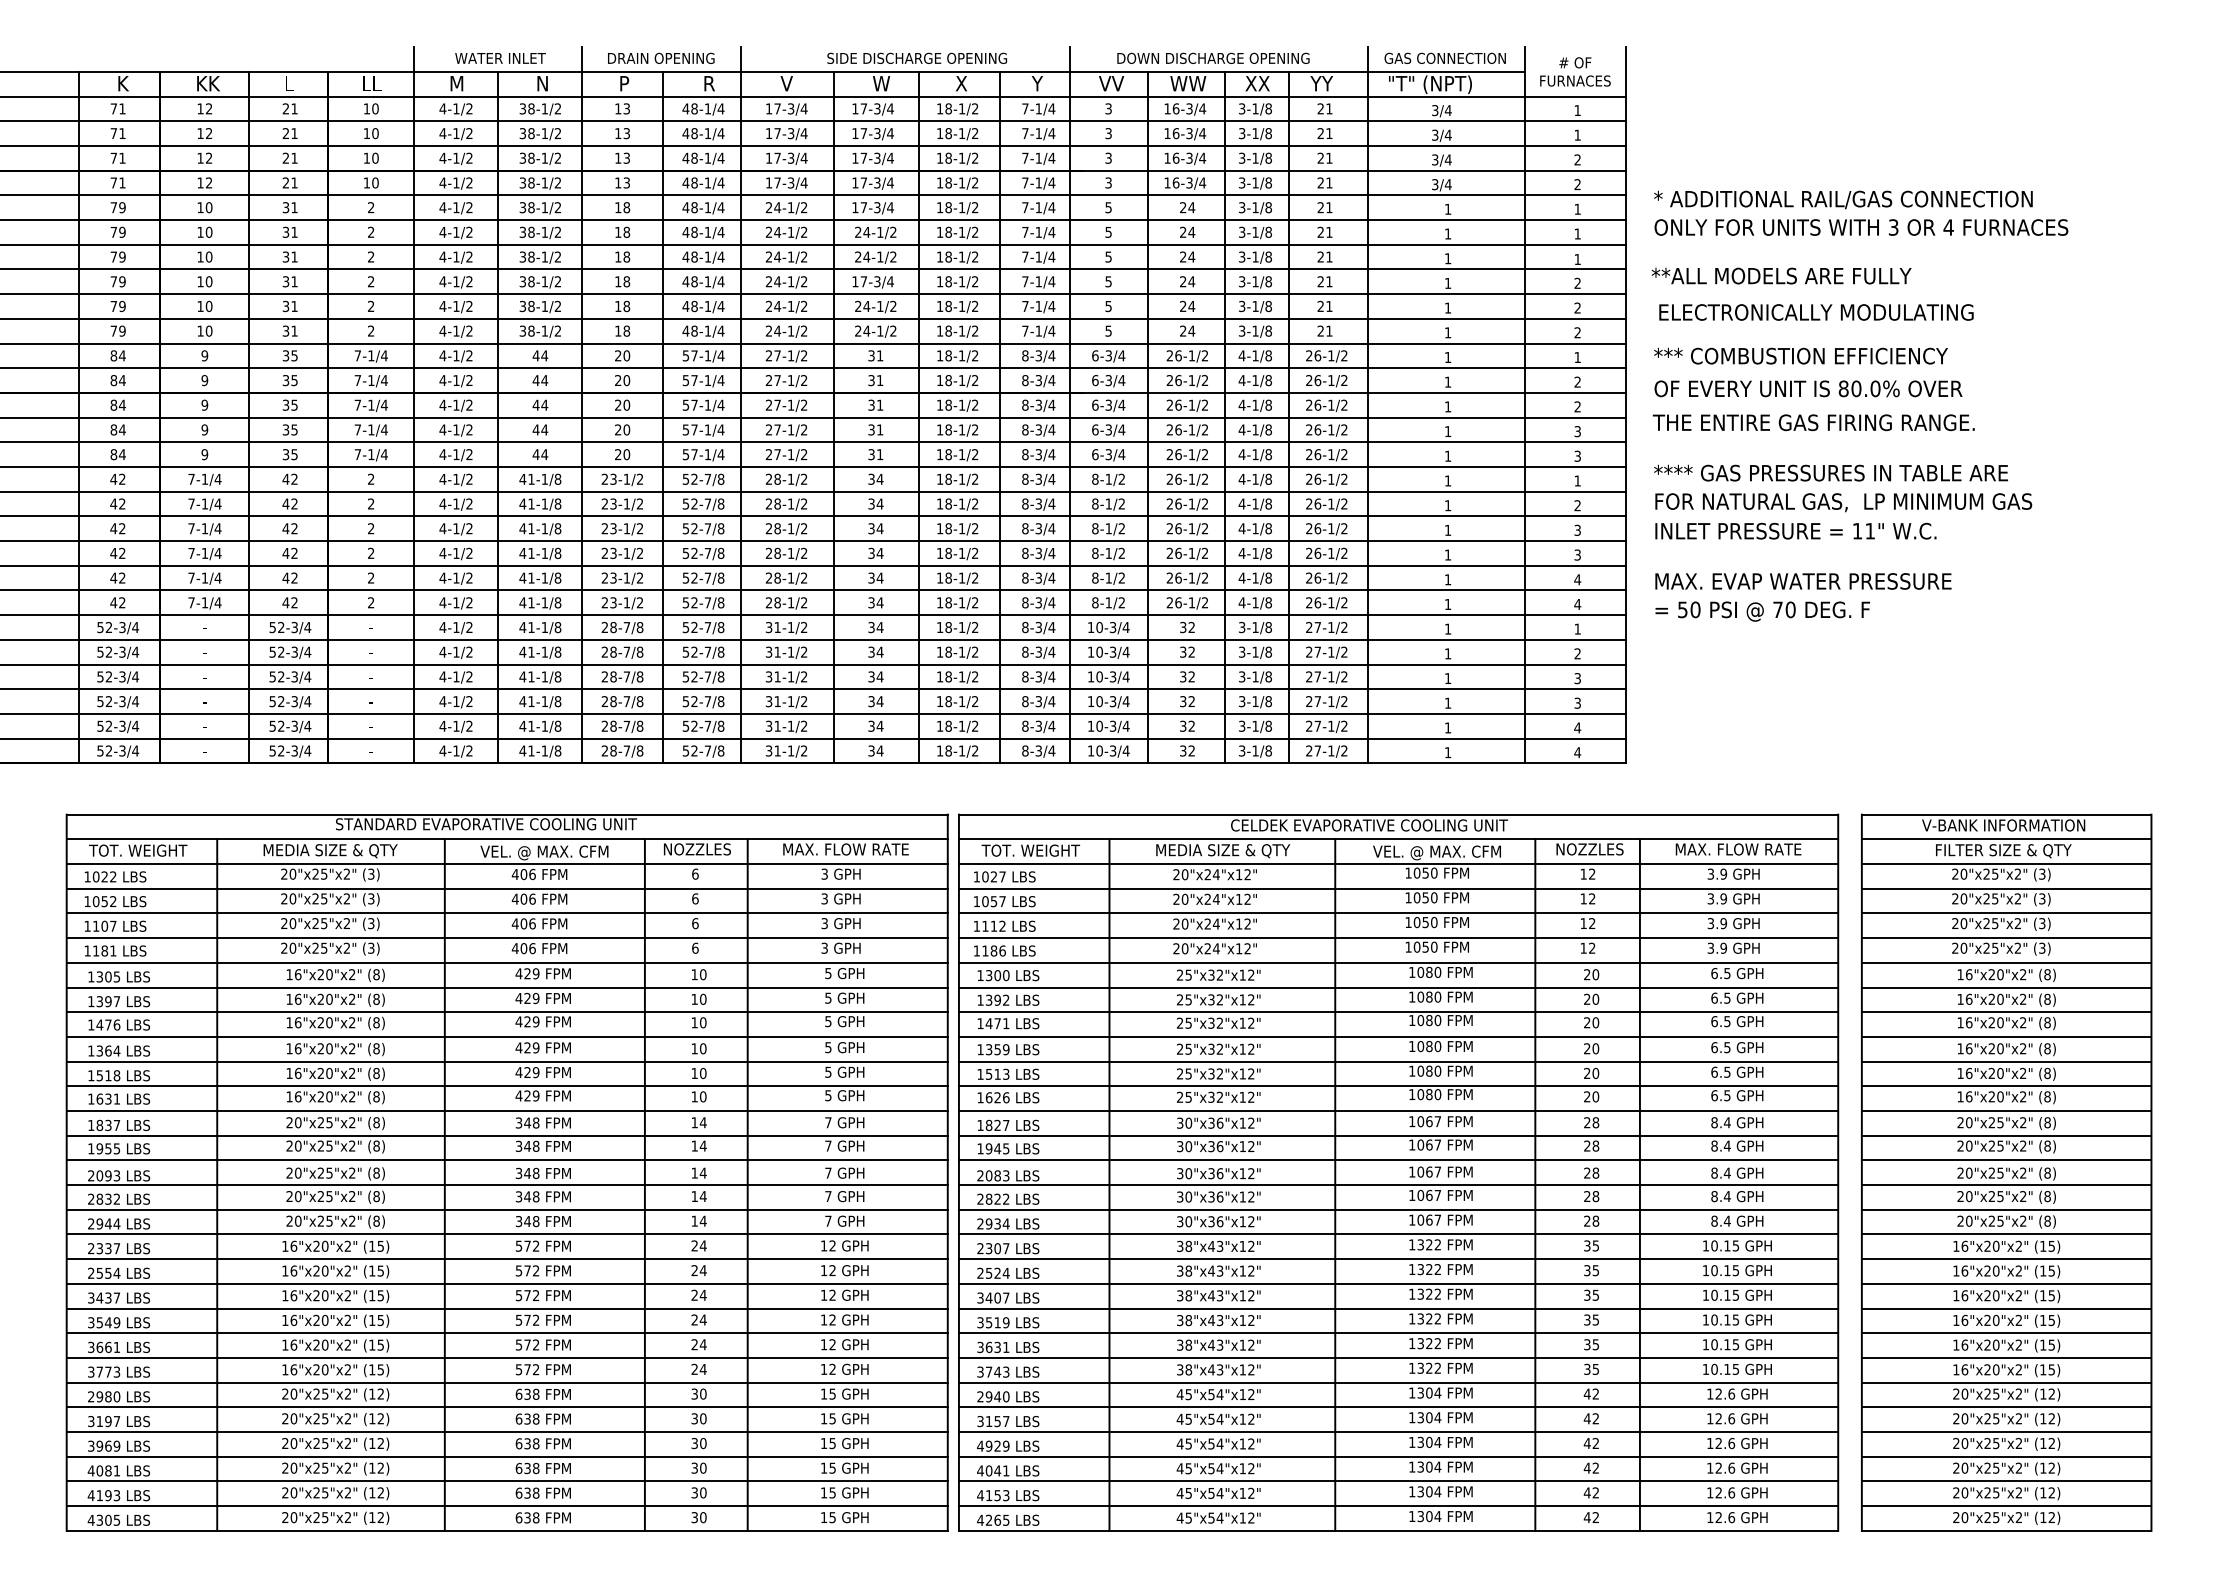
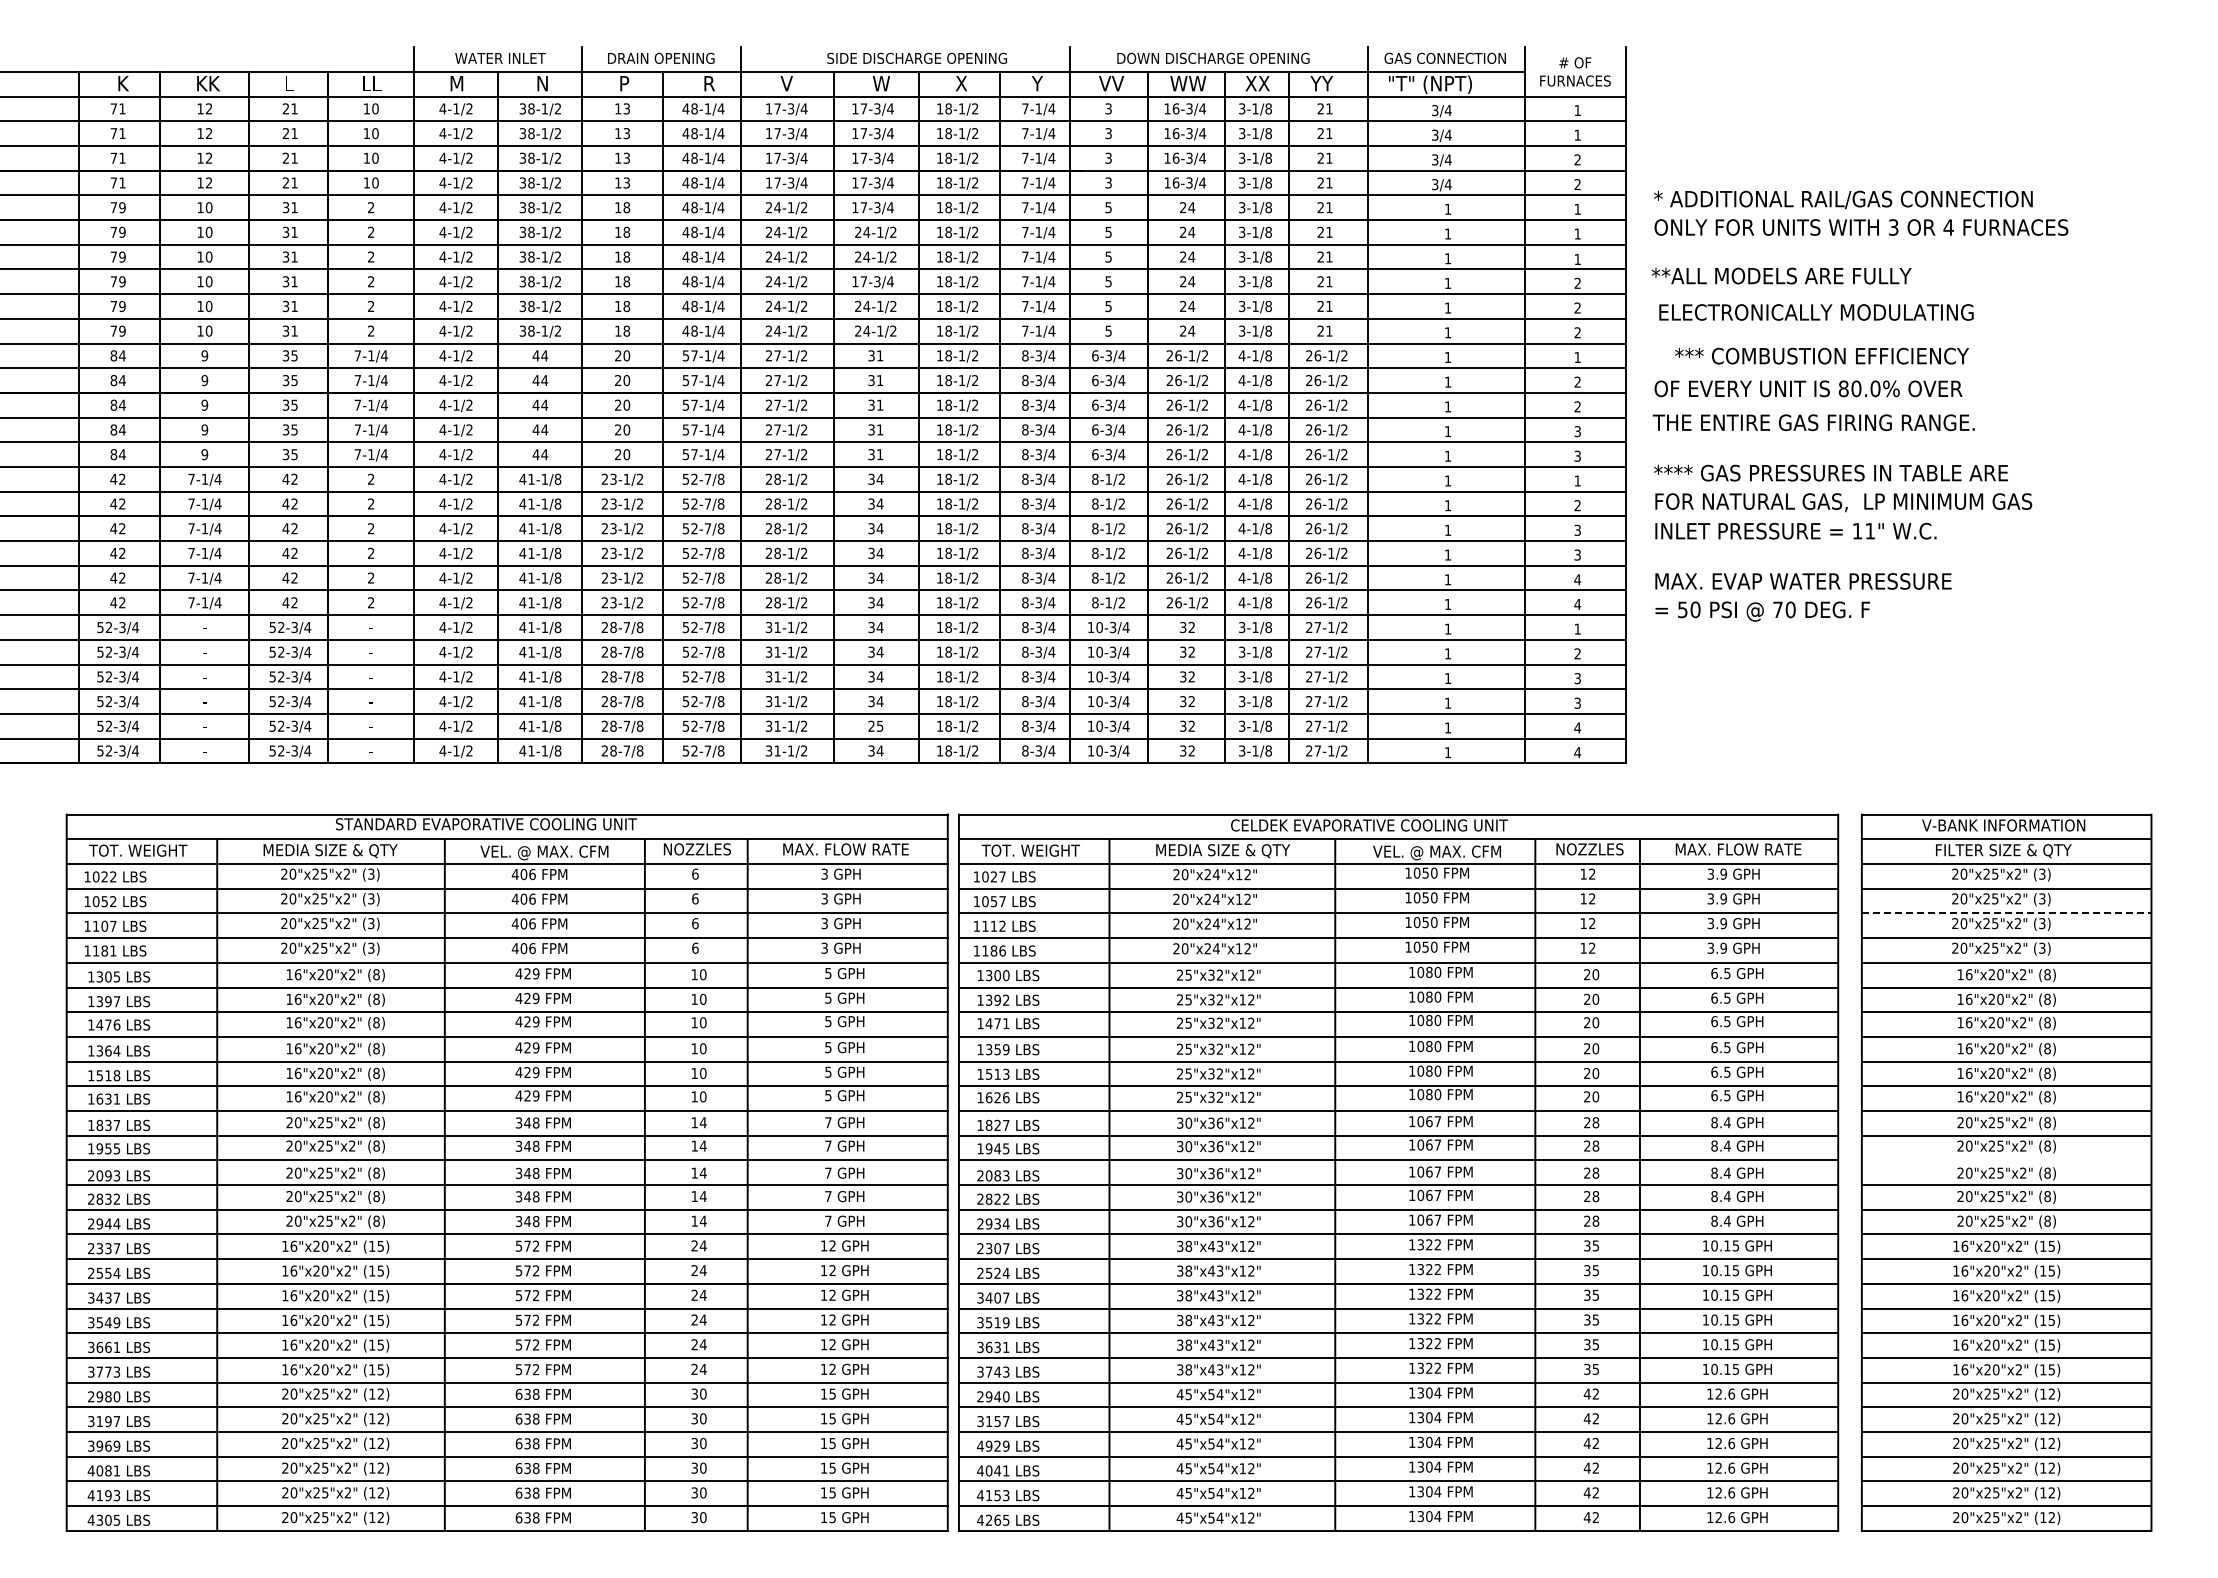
text position: (1800, 355) -> (1821, 355) (1821, 355)
text: 34 -> 25 (875, 725)
line: solid -> dashed (2006, 913)
line: present -> none (2006, 1160)
